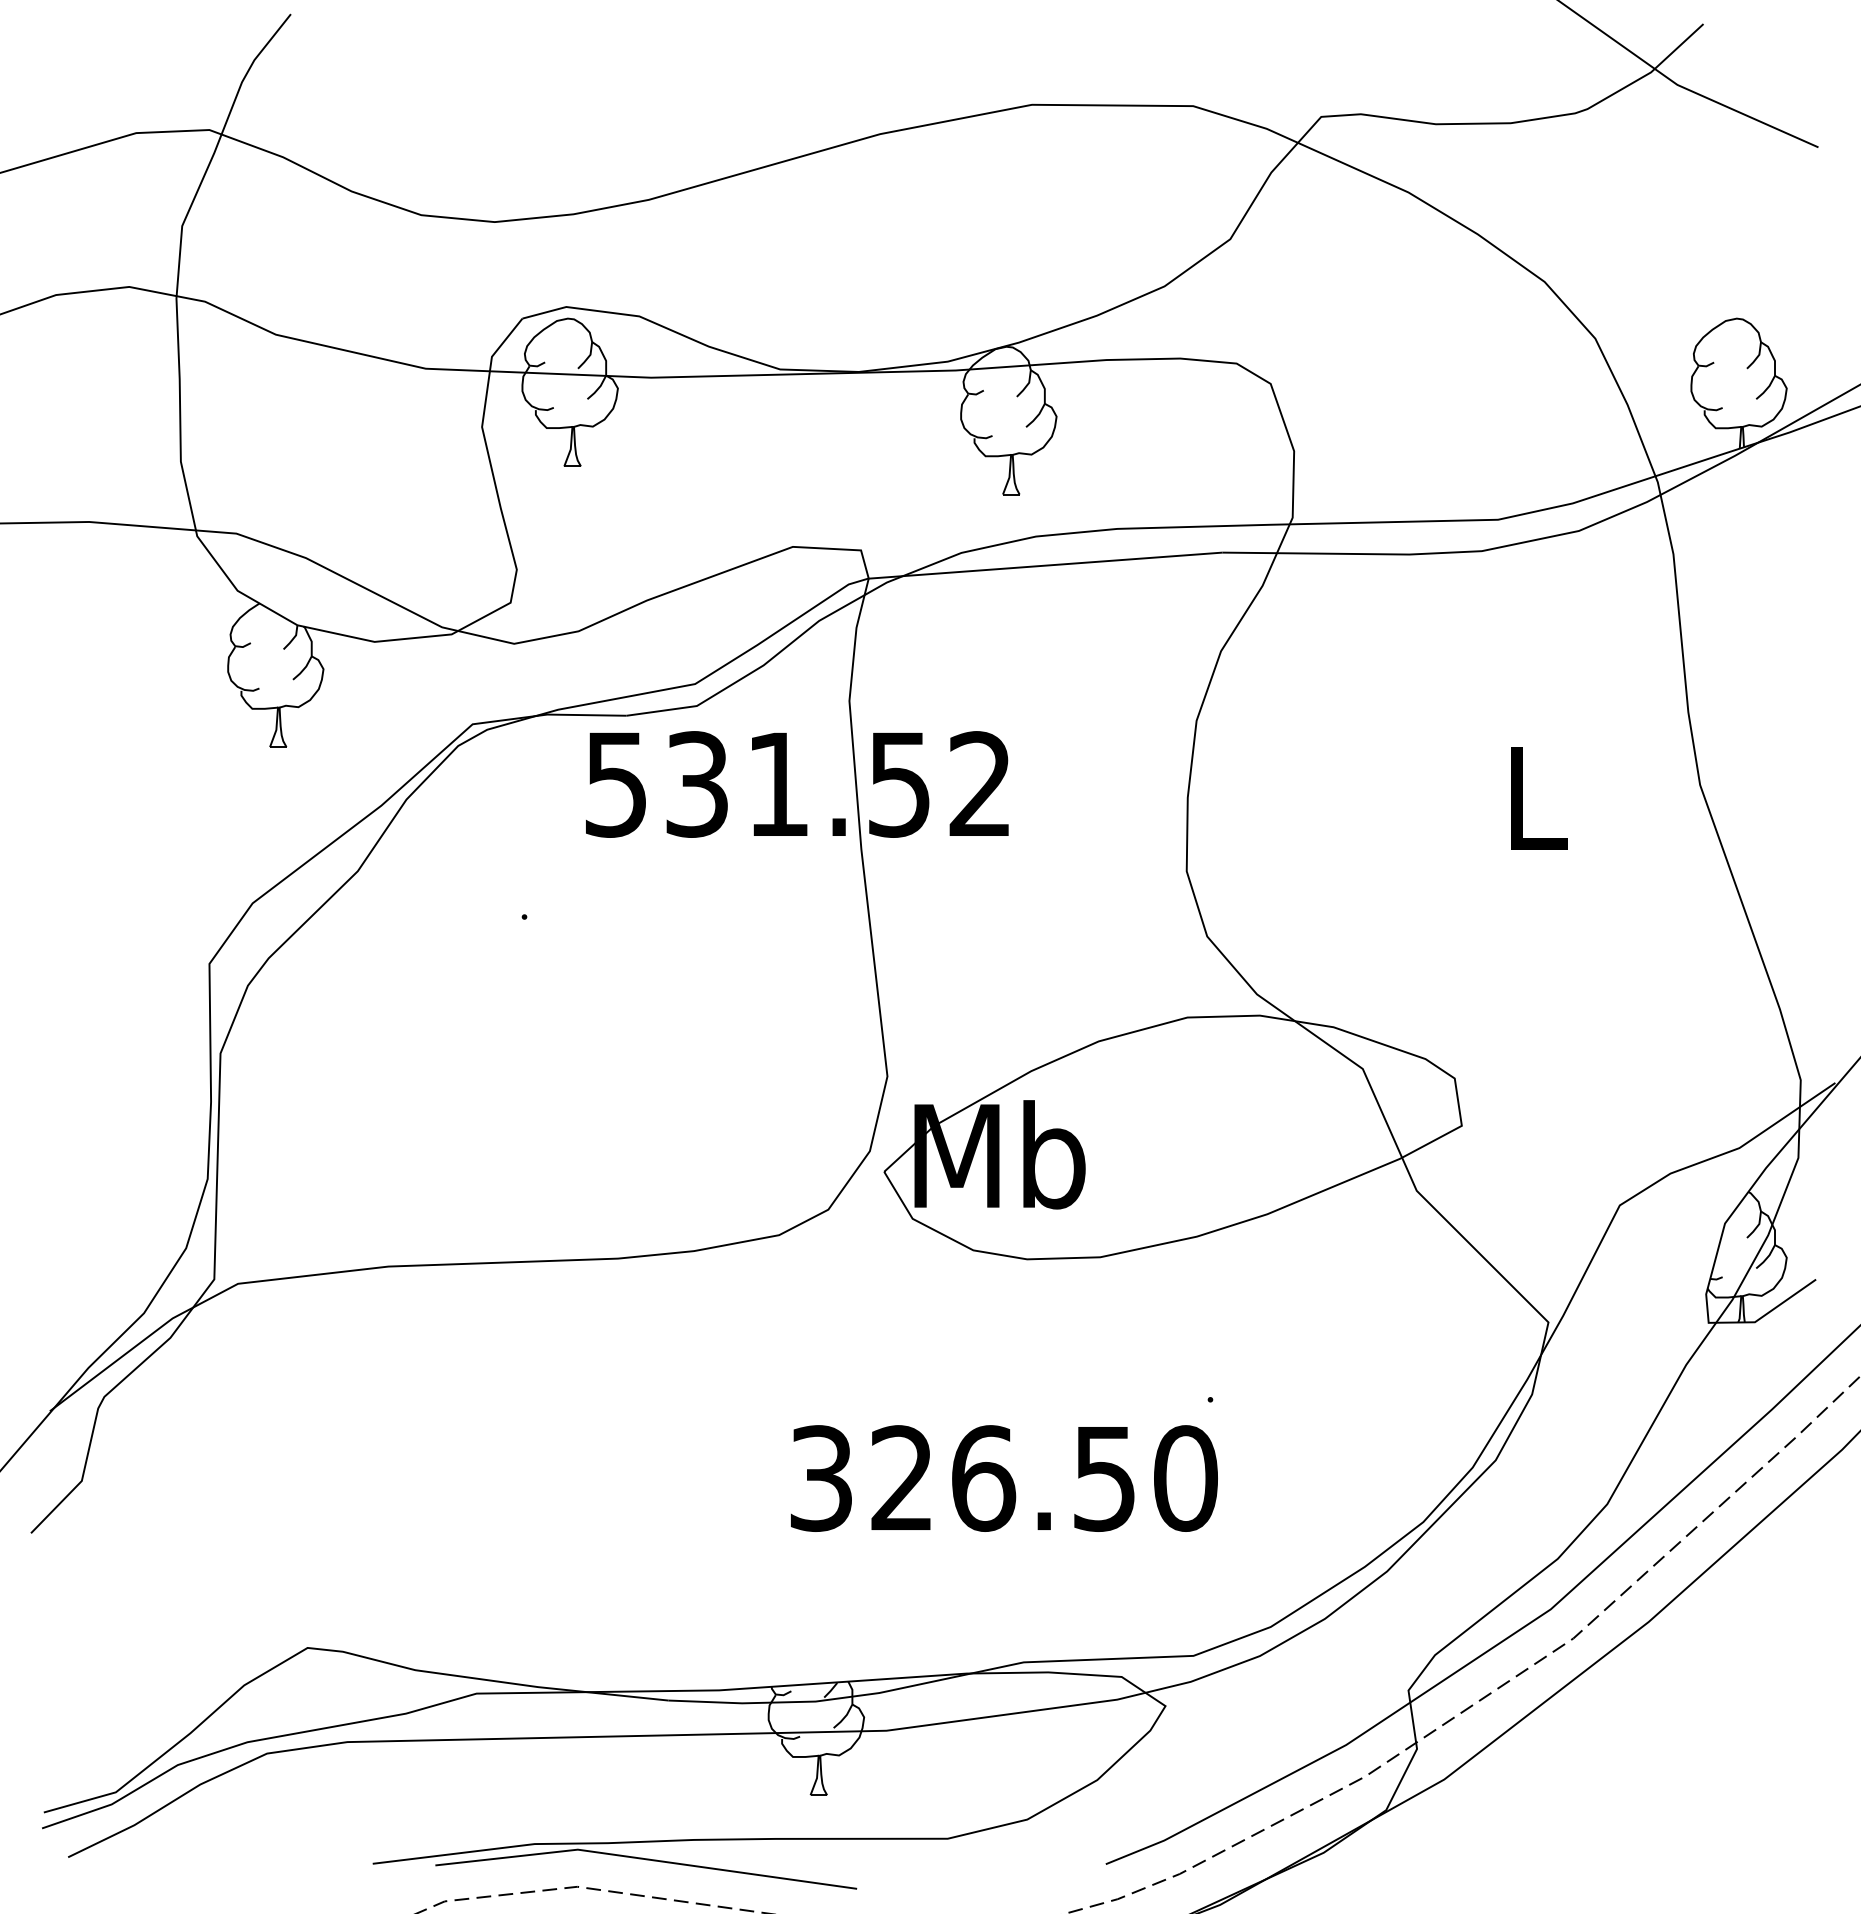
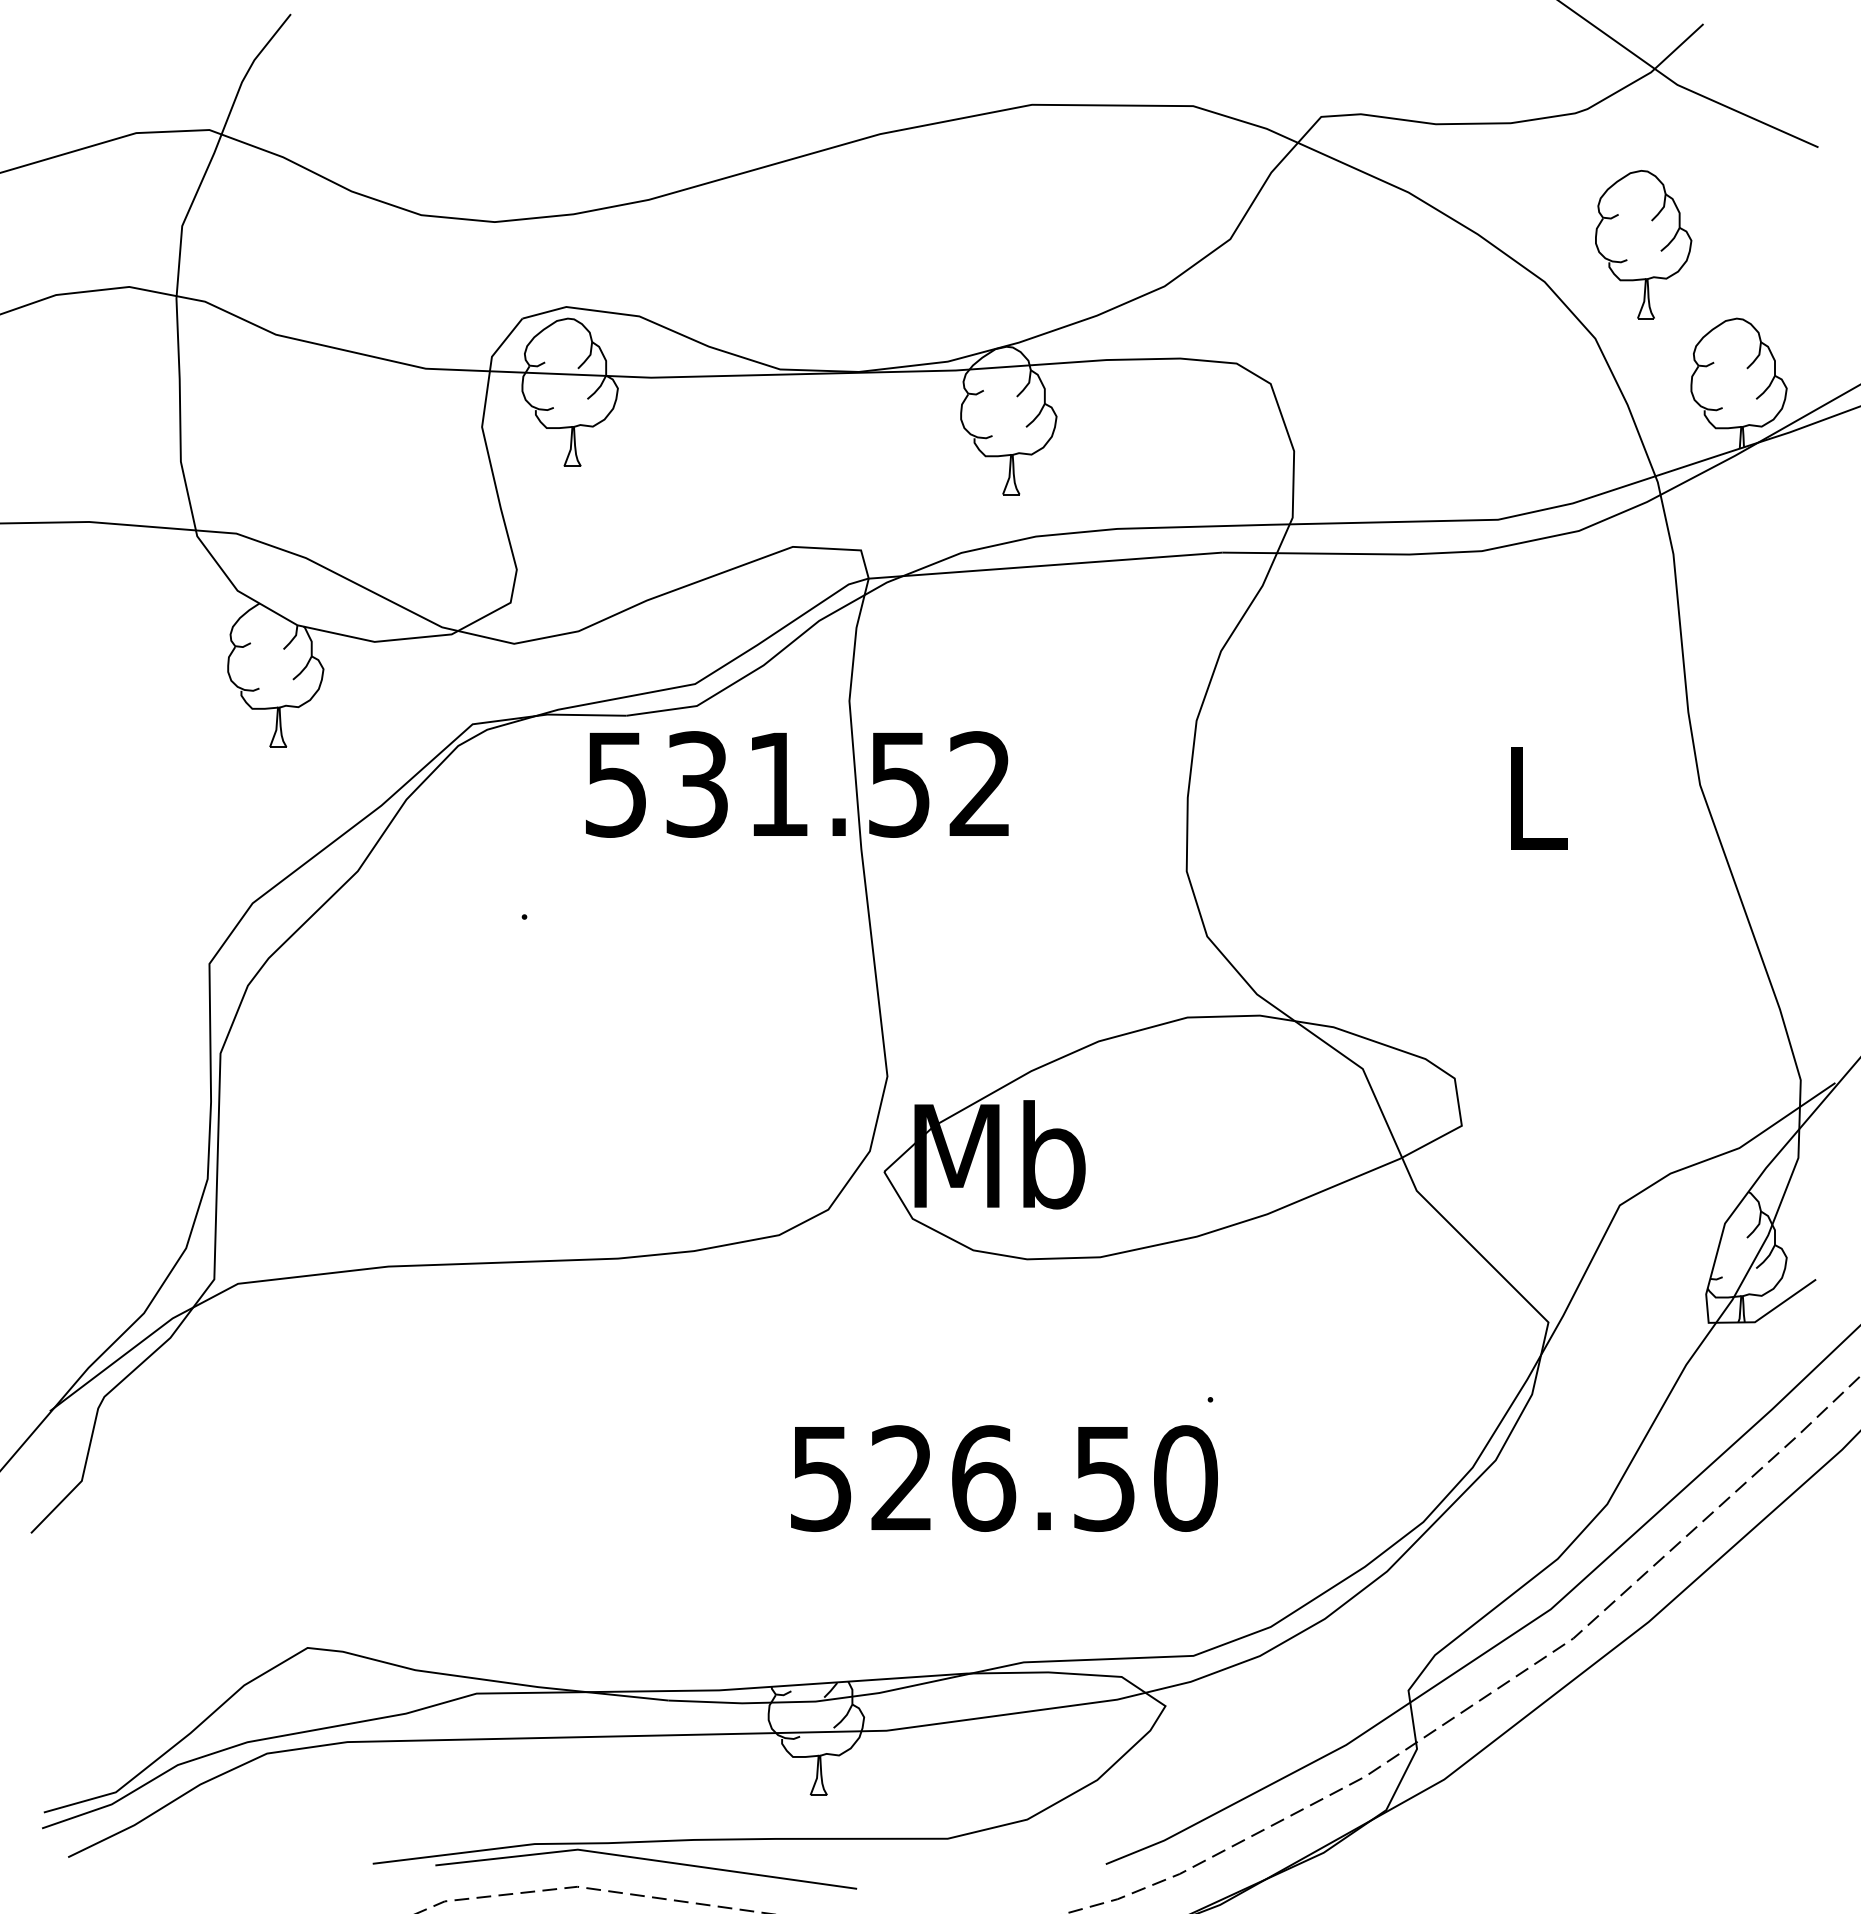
part: none -> present (1643, 244)
text: 326.50 -> 526.50 (820, 1478)
